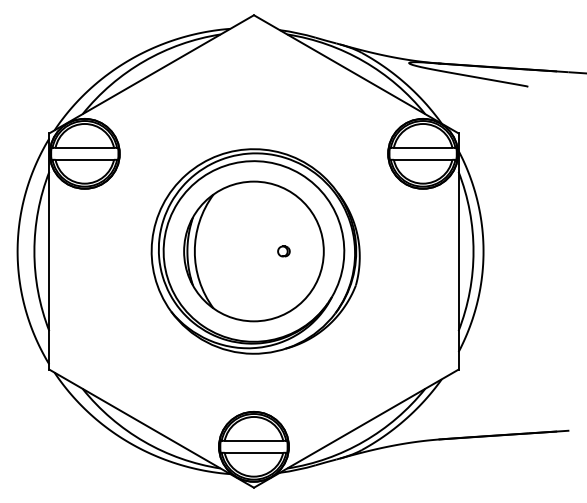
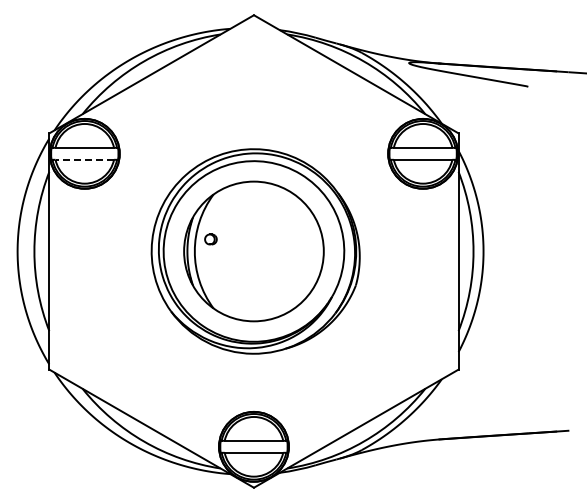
line: solid -> dashed (84, 159)
part position: (283, 251) -> (210, 239) (210, 239)
